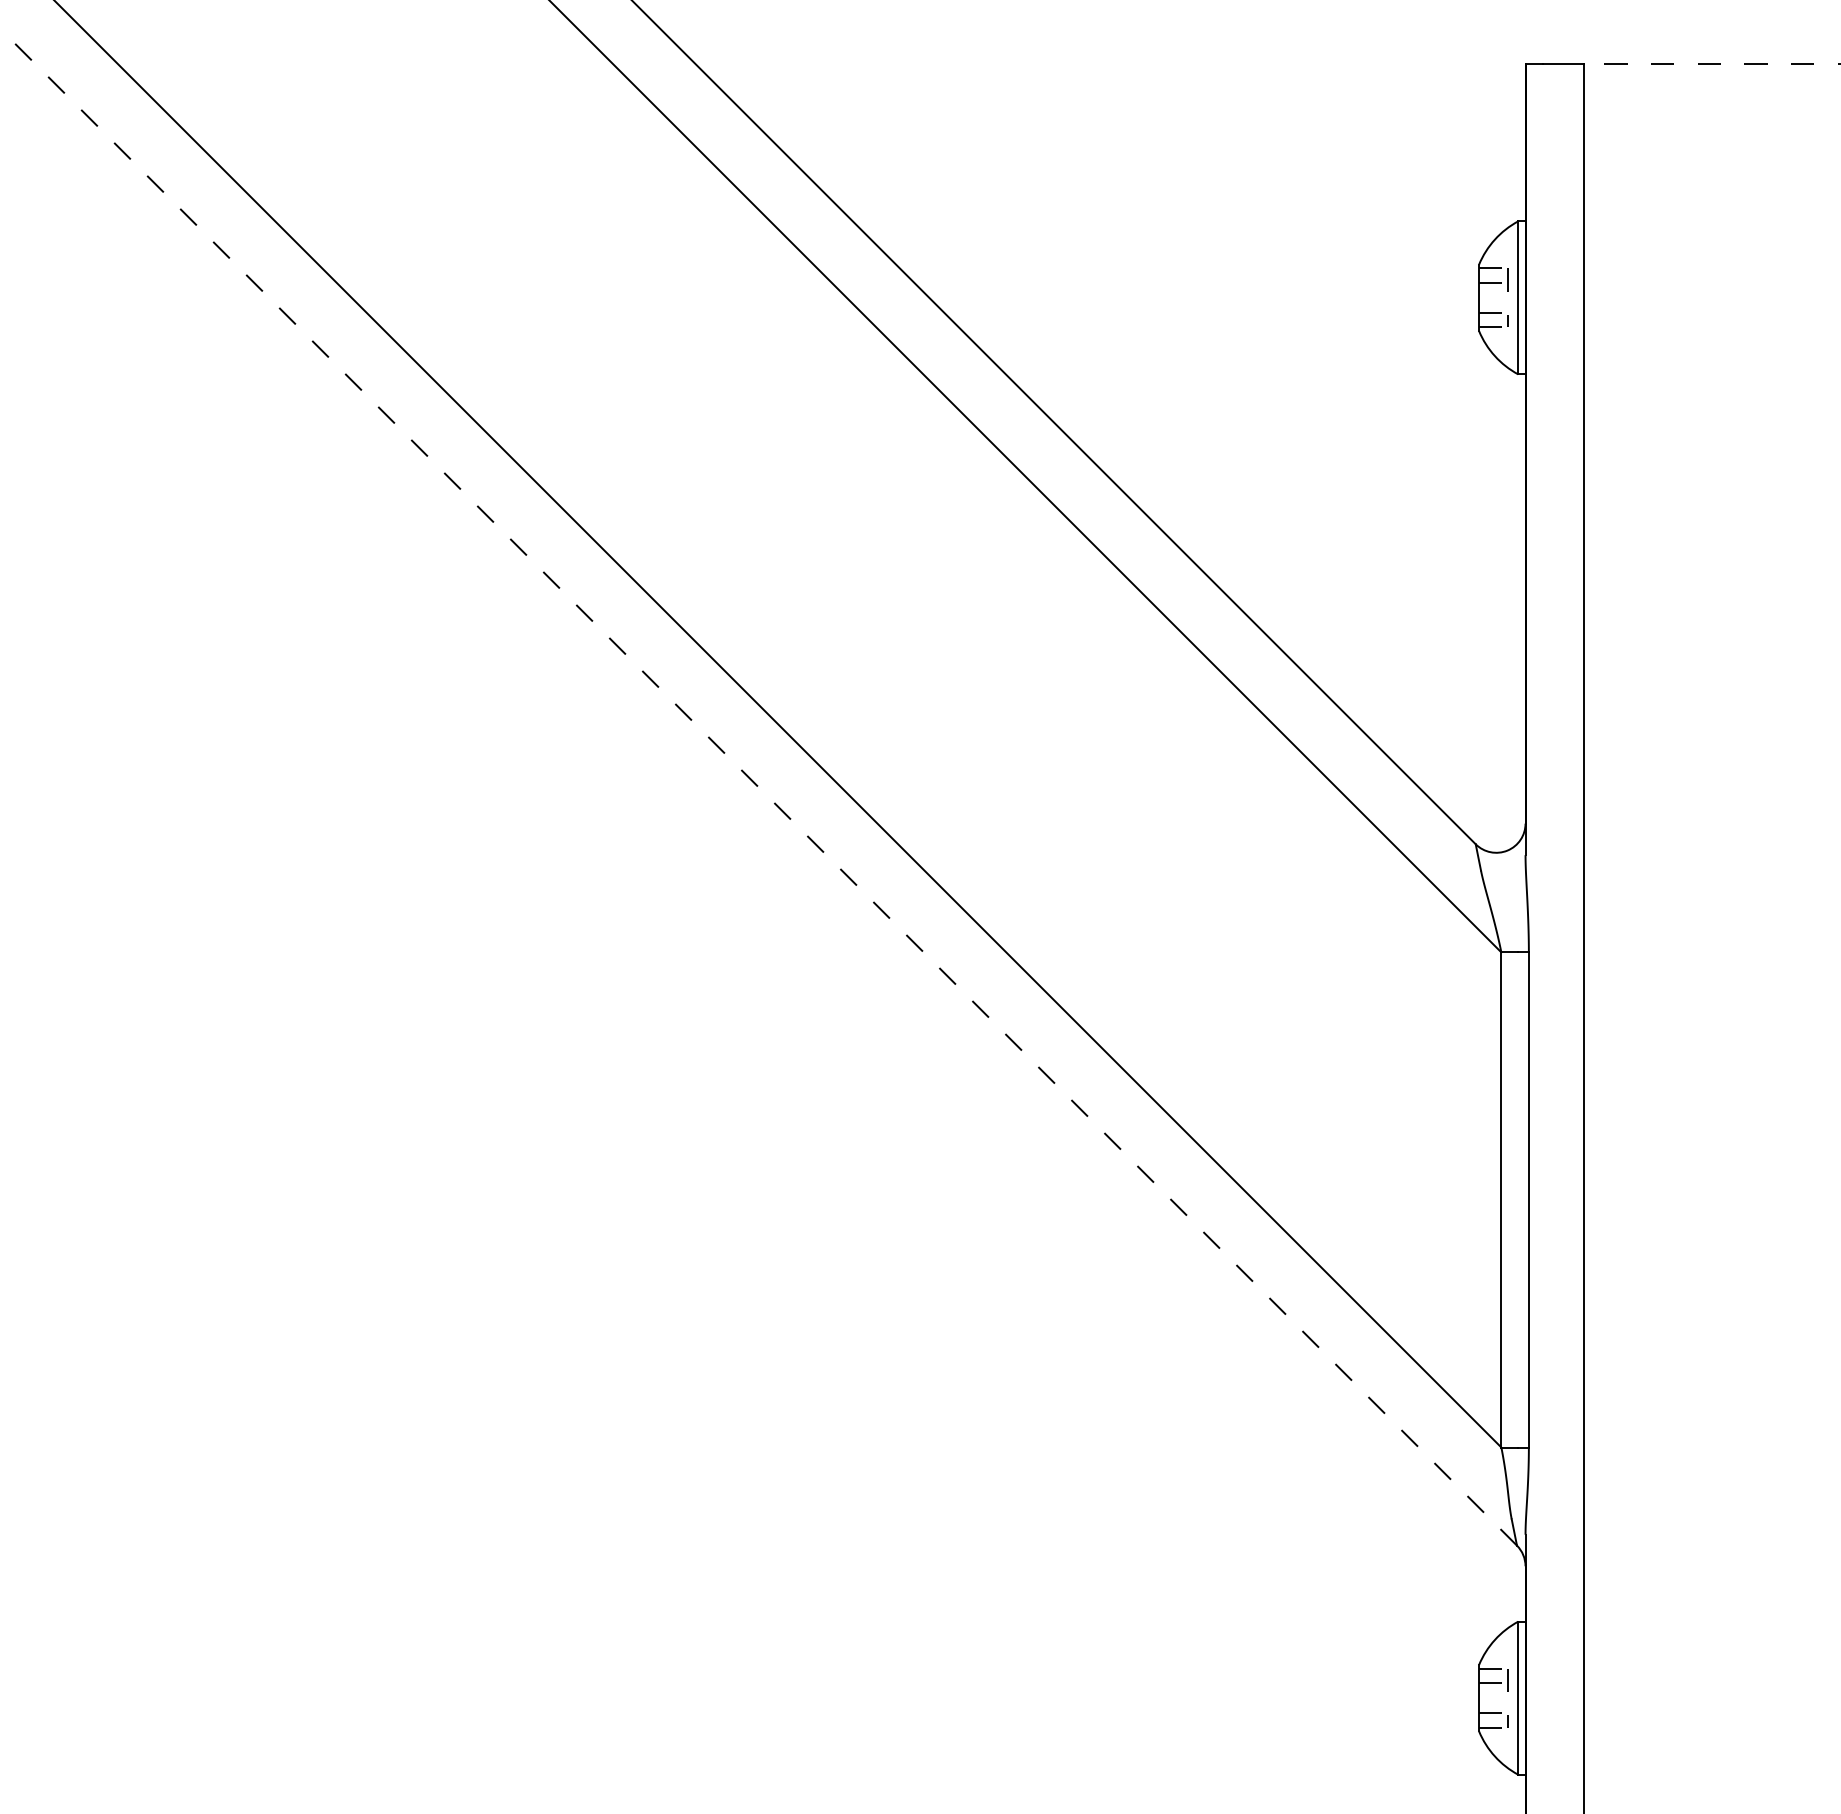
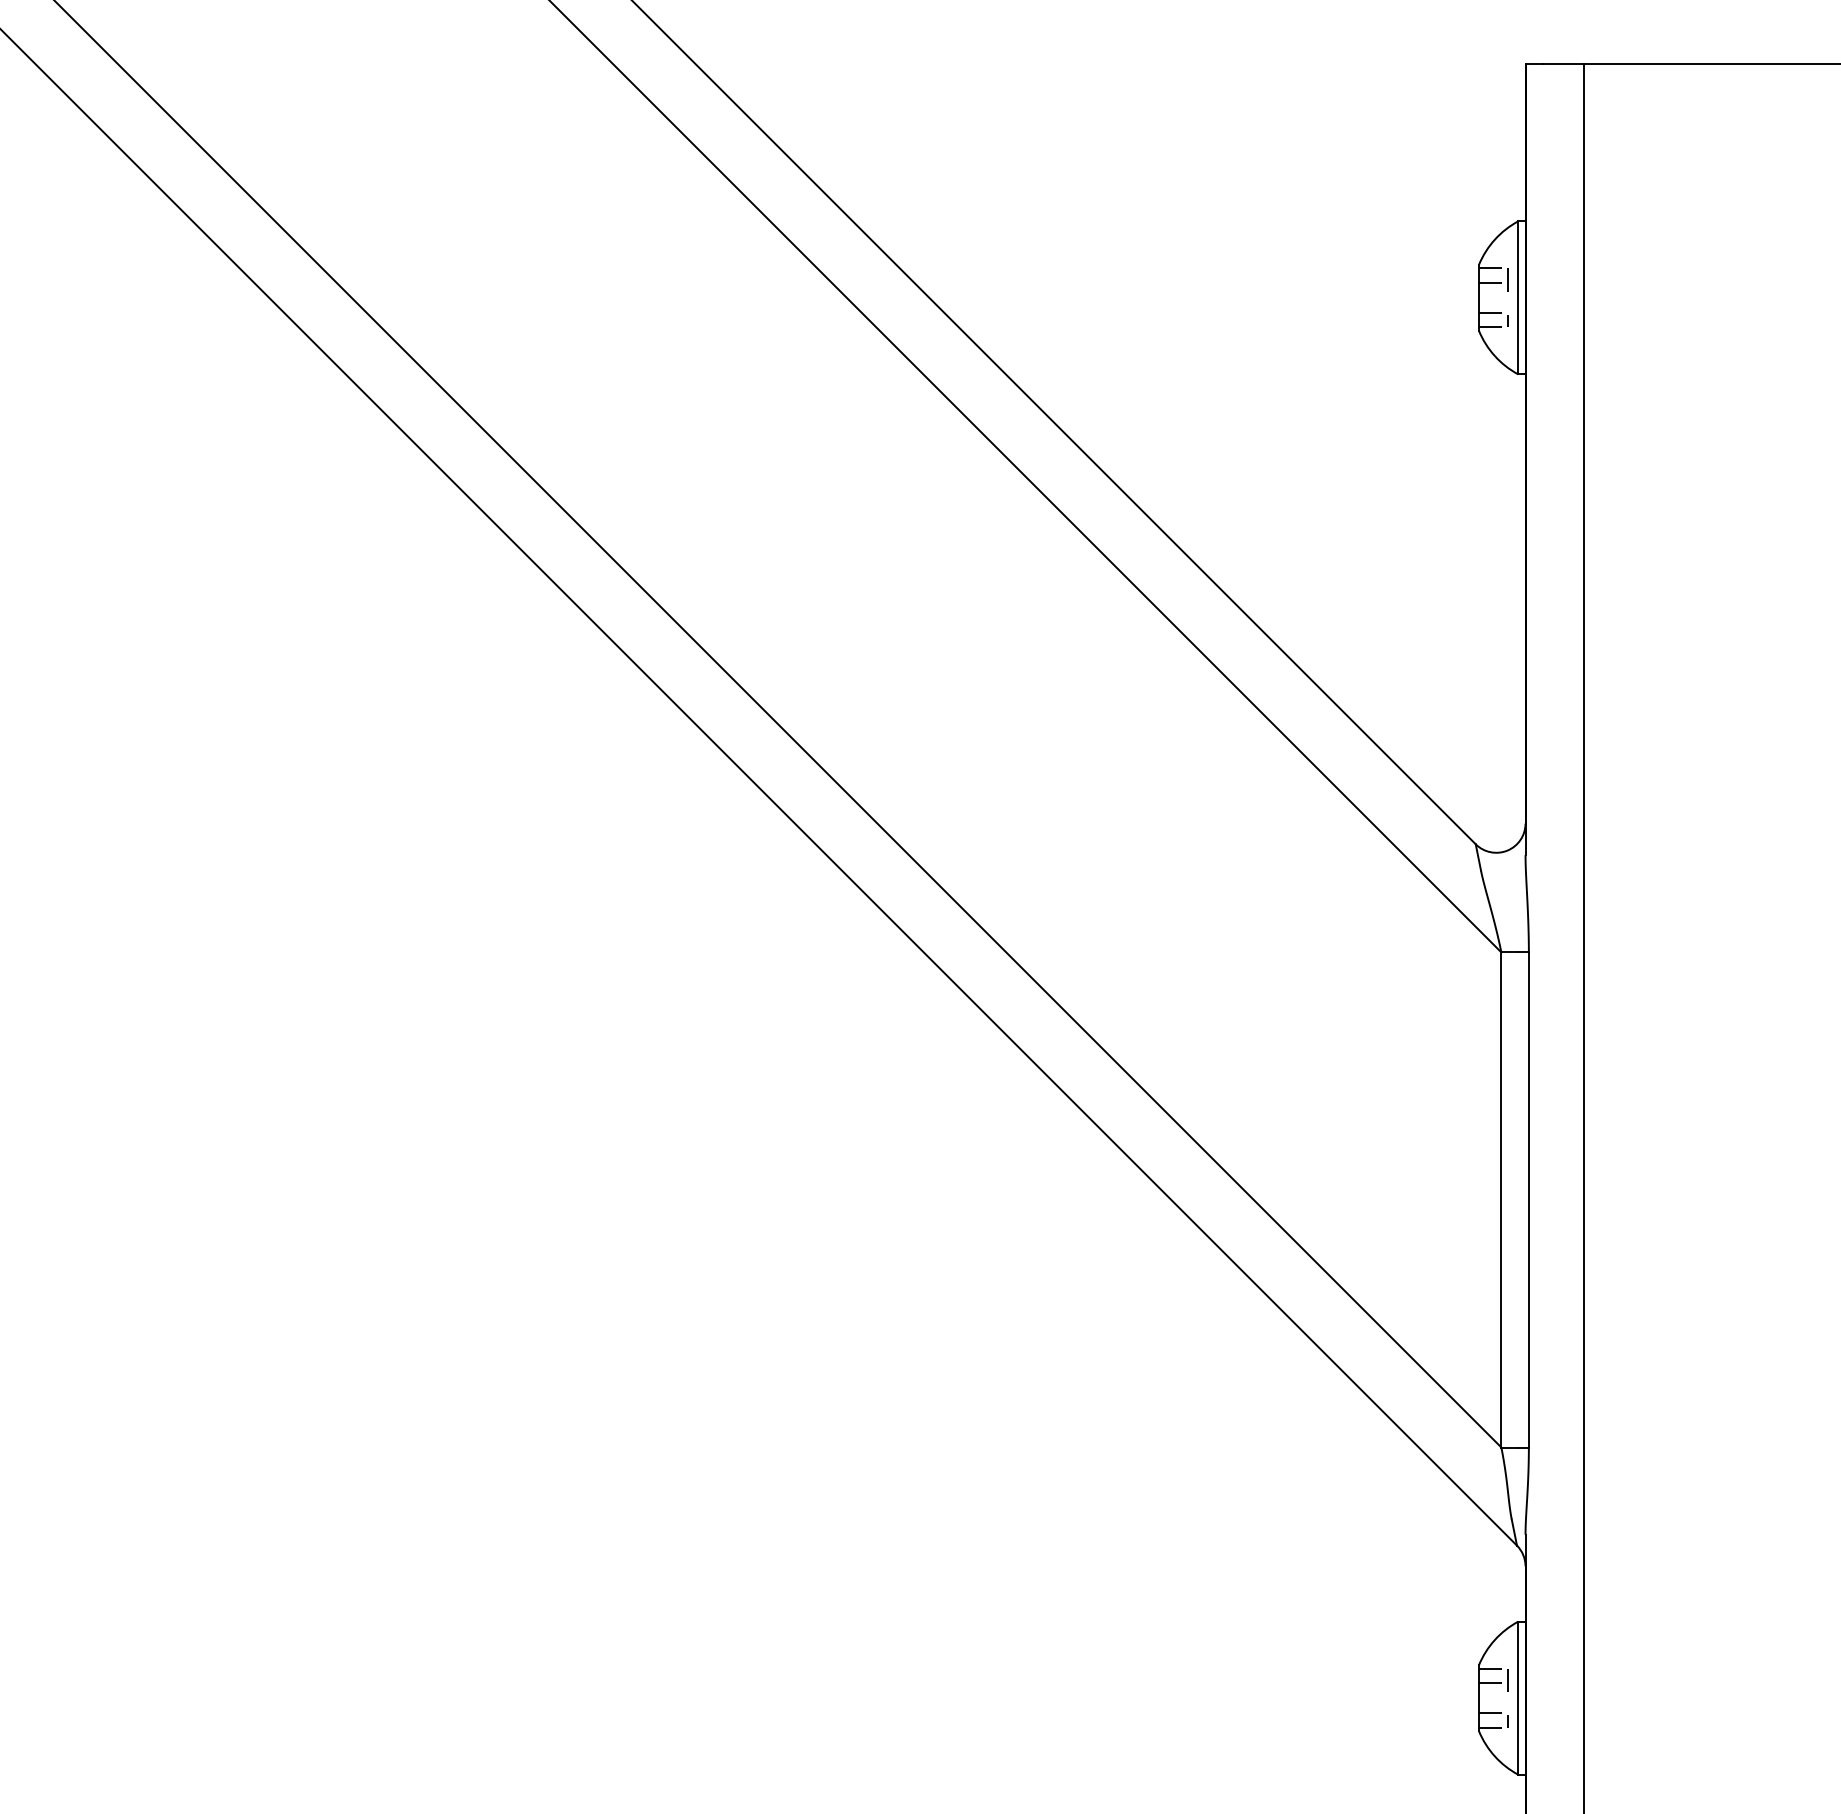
line: dashed -> solid (1711, 64)
line: dashed -> solid (758, 786)
